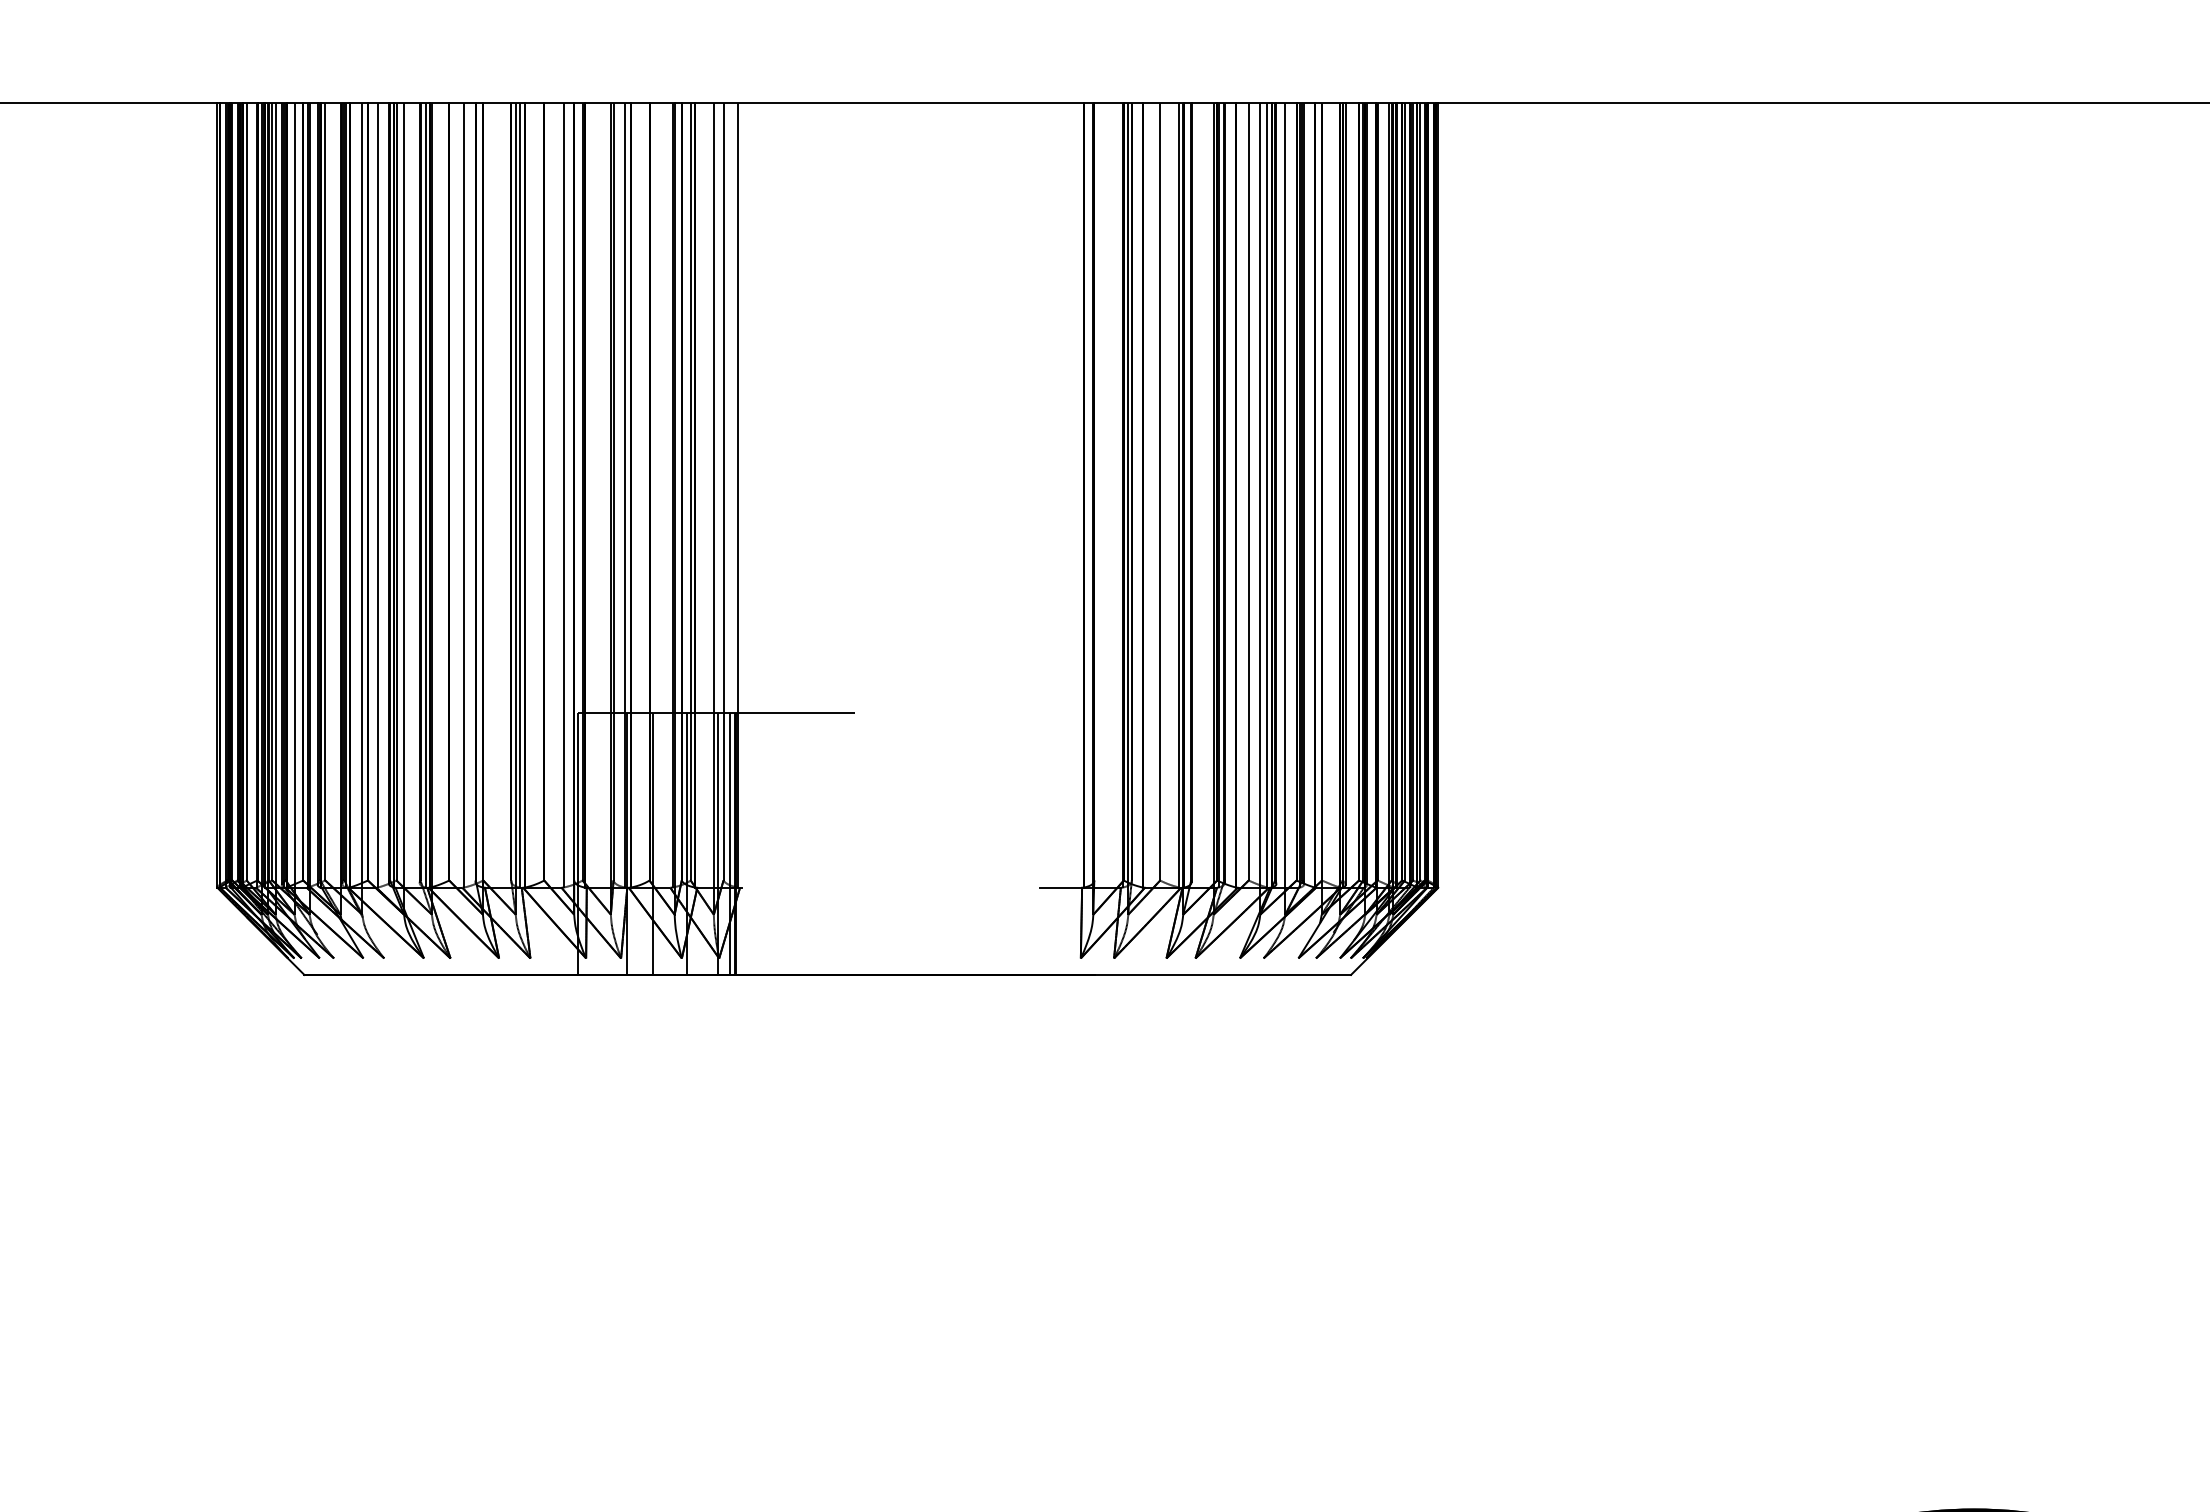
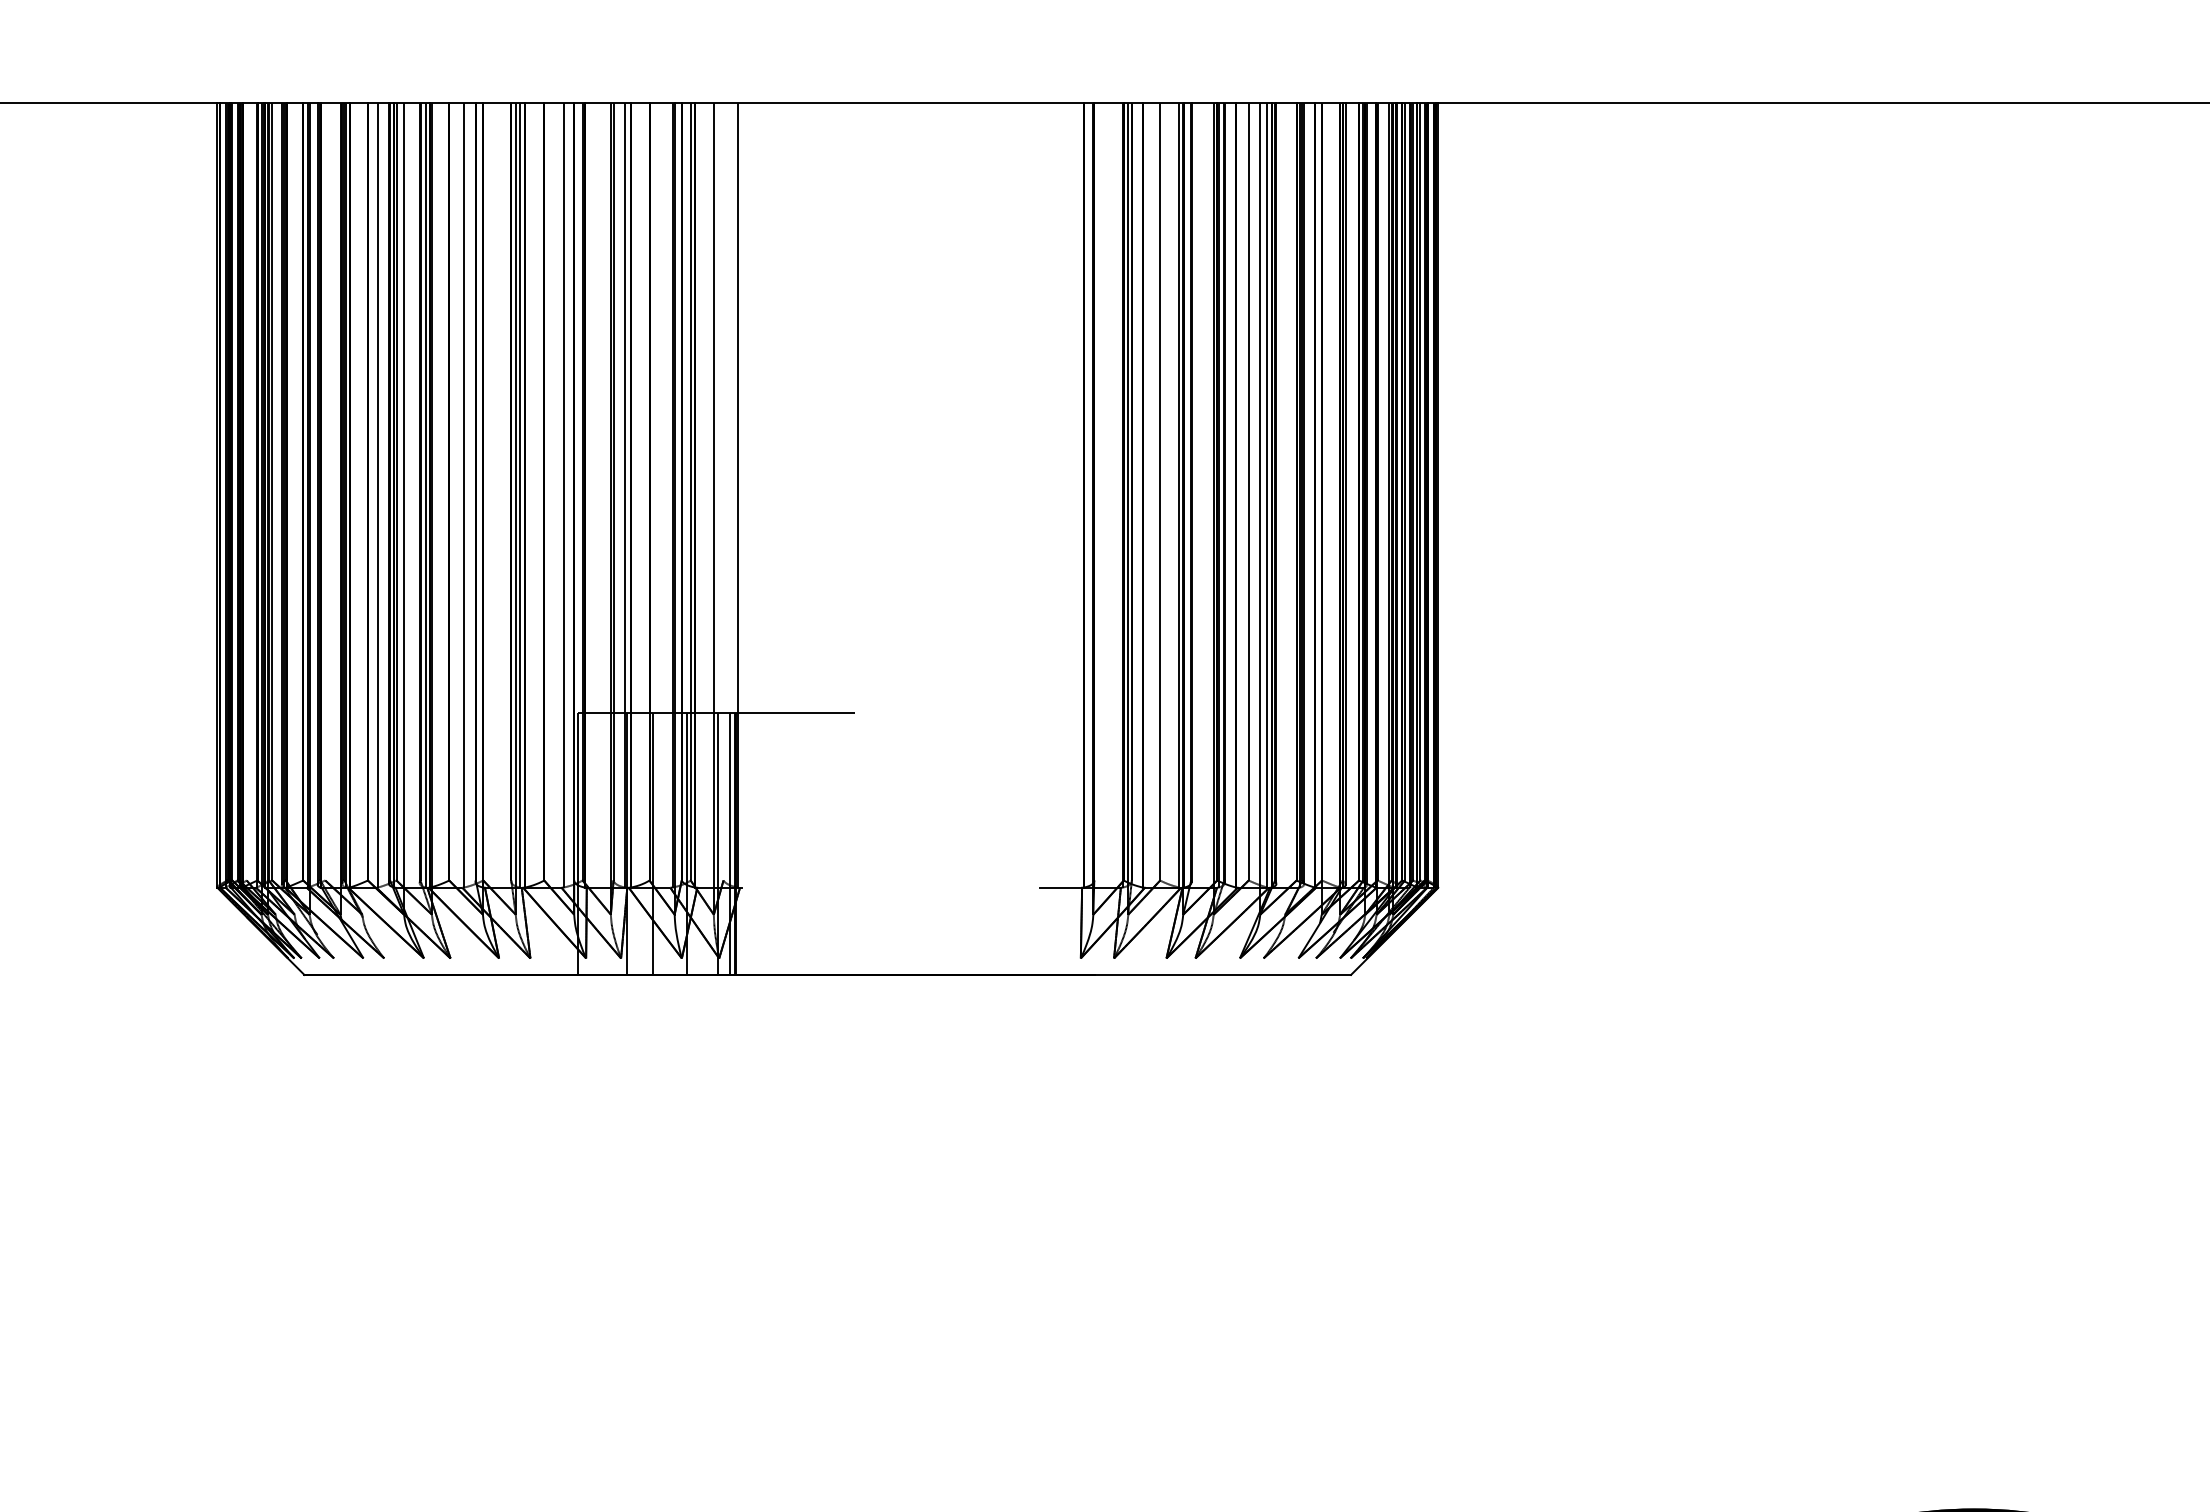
line: present -> none (246, 491)
line: present -> none (325, 491)
line: present -> none (723, 491)
line: present -> none (275, 508)
line: present -> none (294, 508)
line: present -> none (362, 508)
line: present -> none (1285, 508)
